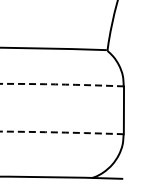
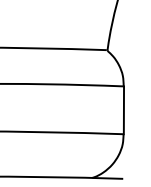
arc: dashed -> solid (61, 84)
arc: dashed -> solid (61, 132)
